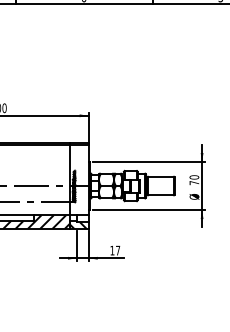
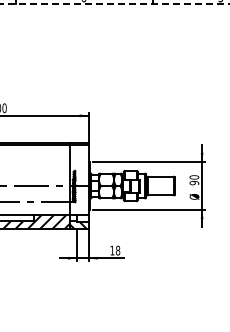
line: solid -> dashed (115, 3)
text: 70 -> 90 (194, 182)
text: 17 -> 18 (118, 250)
